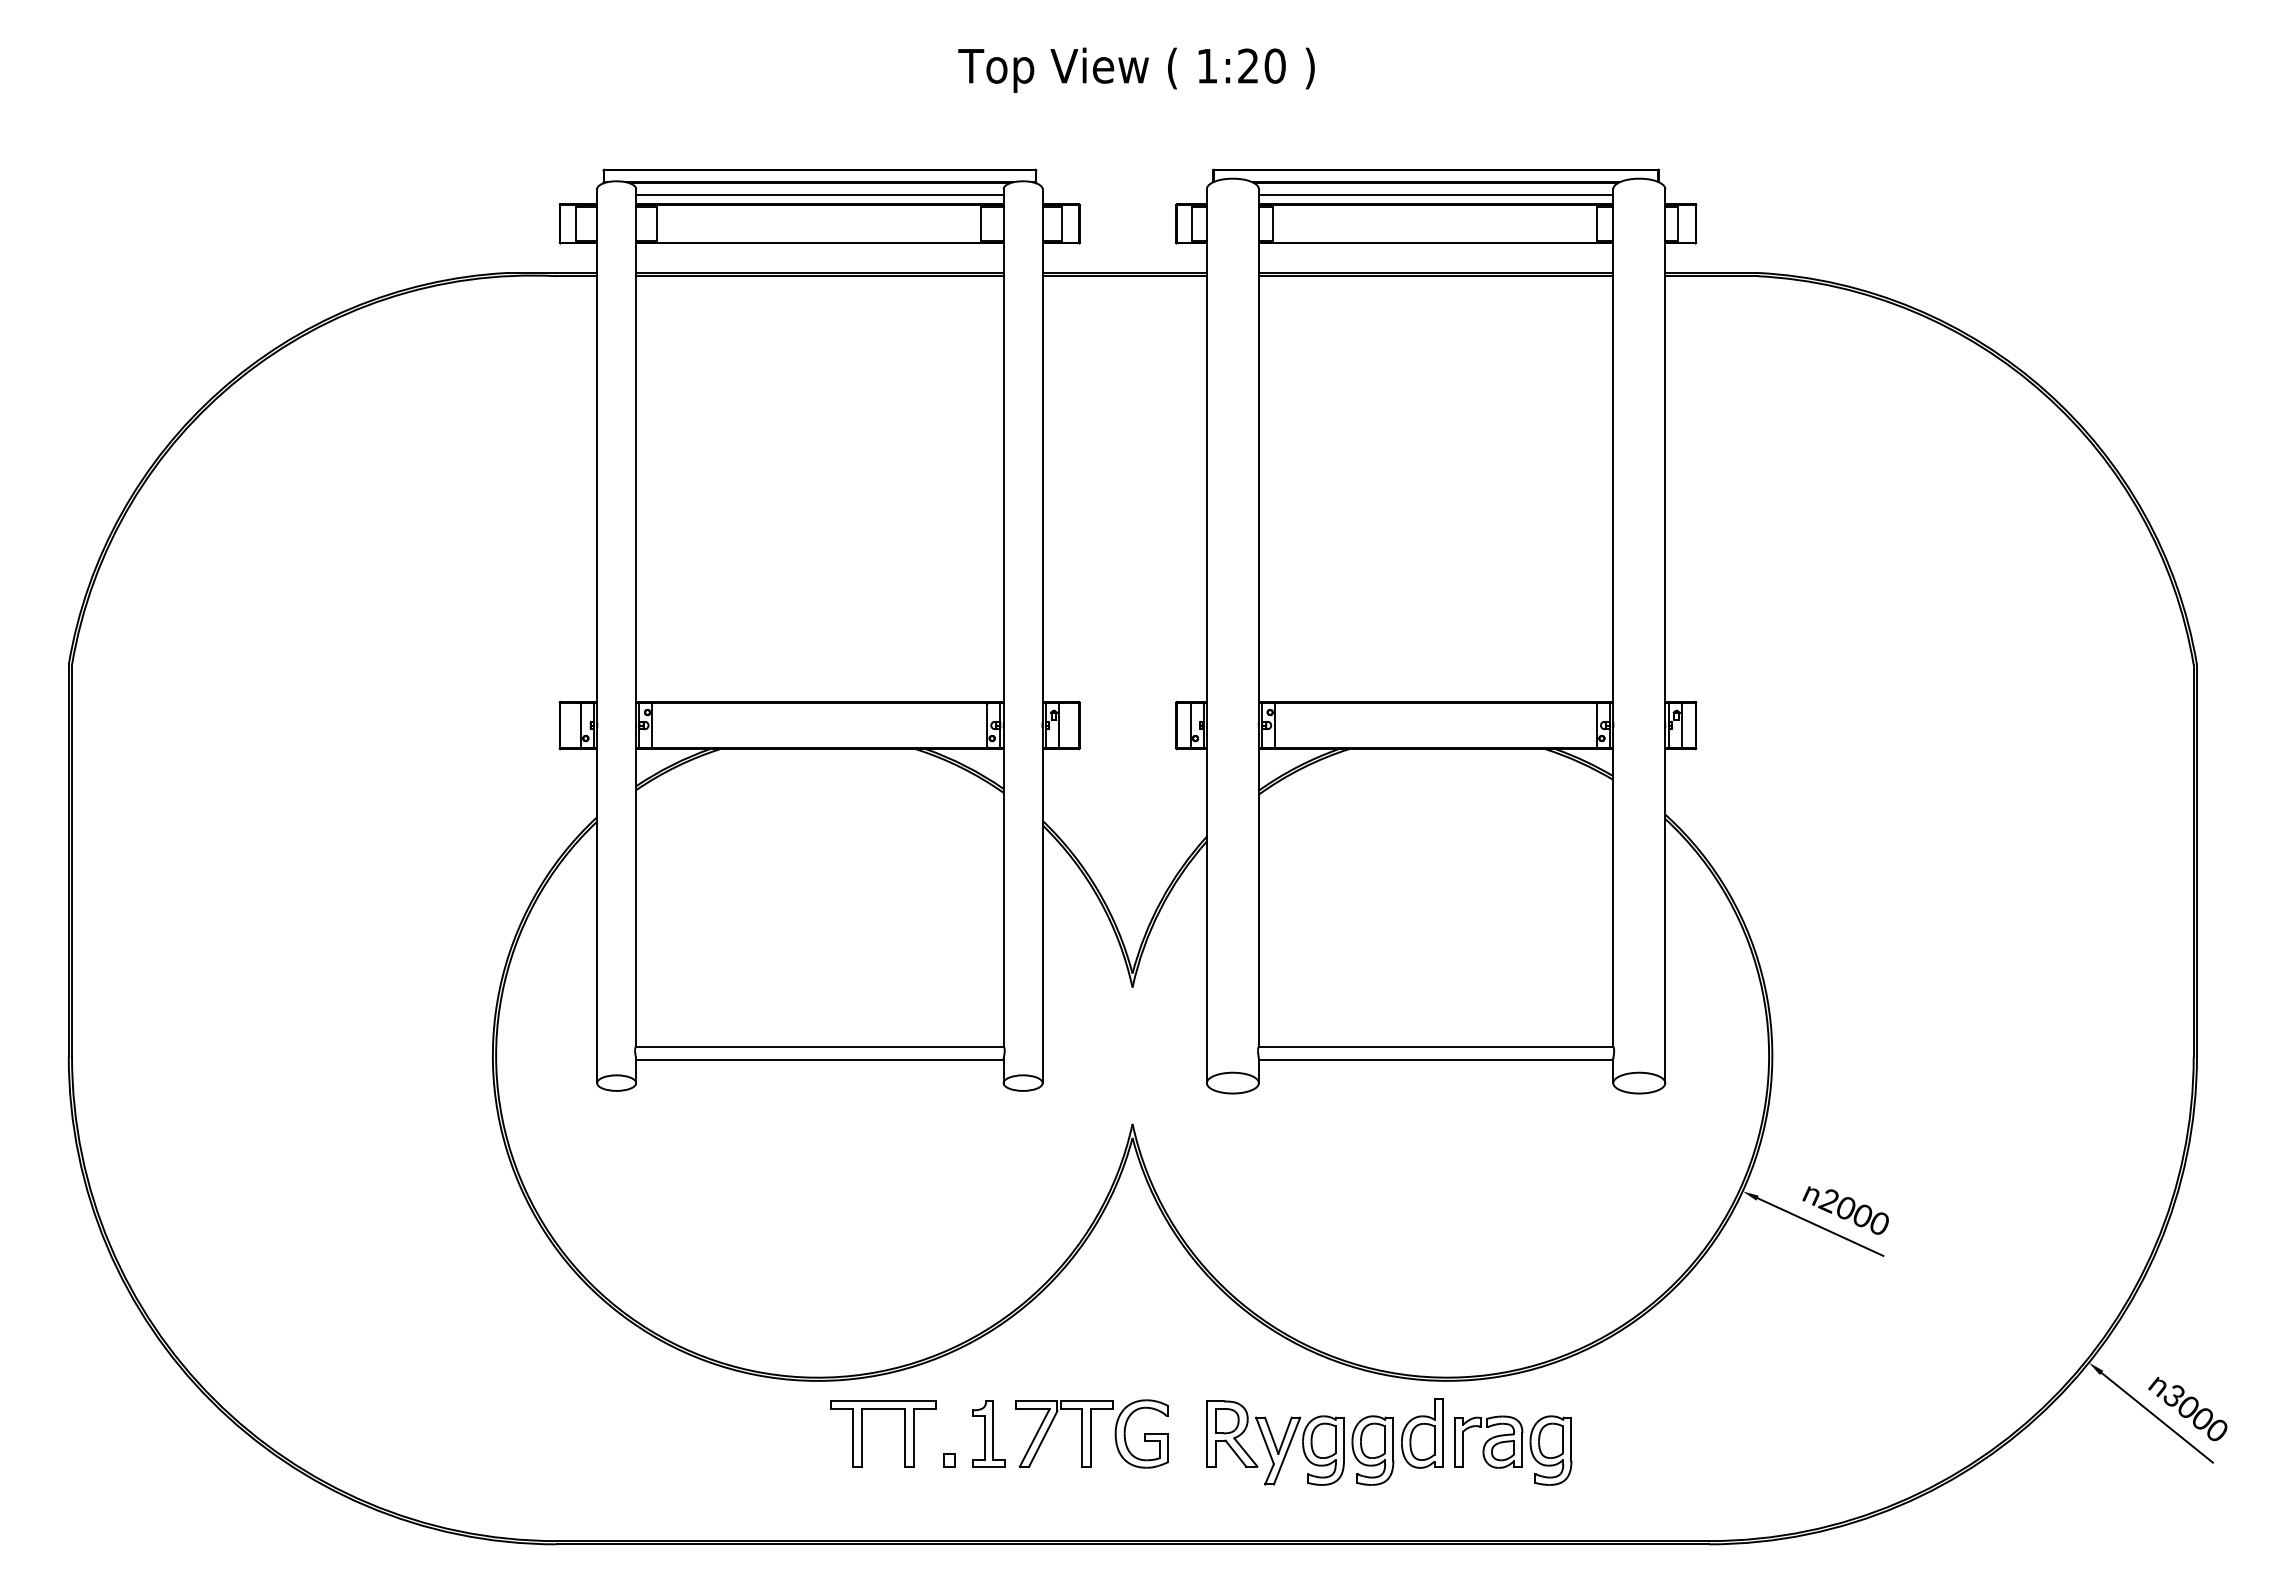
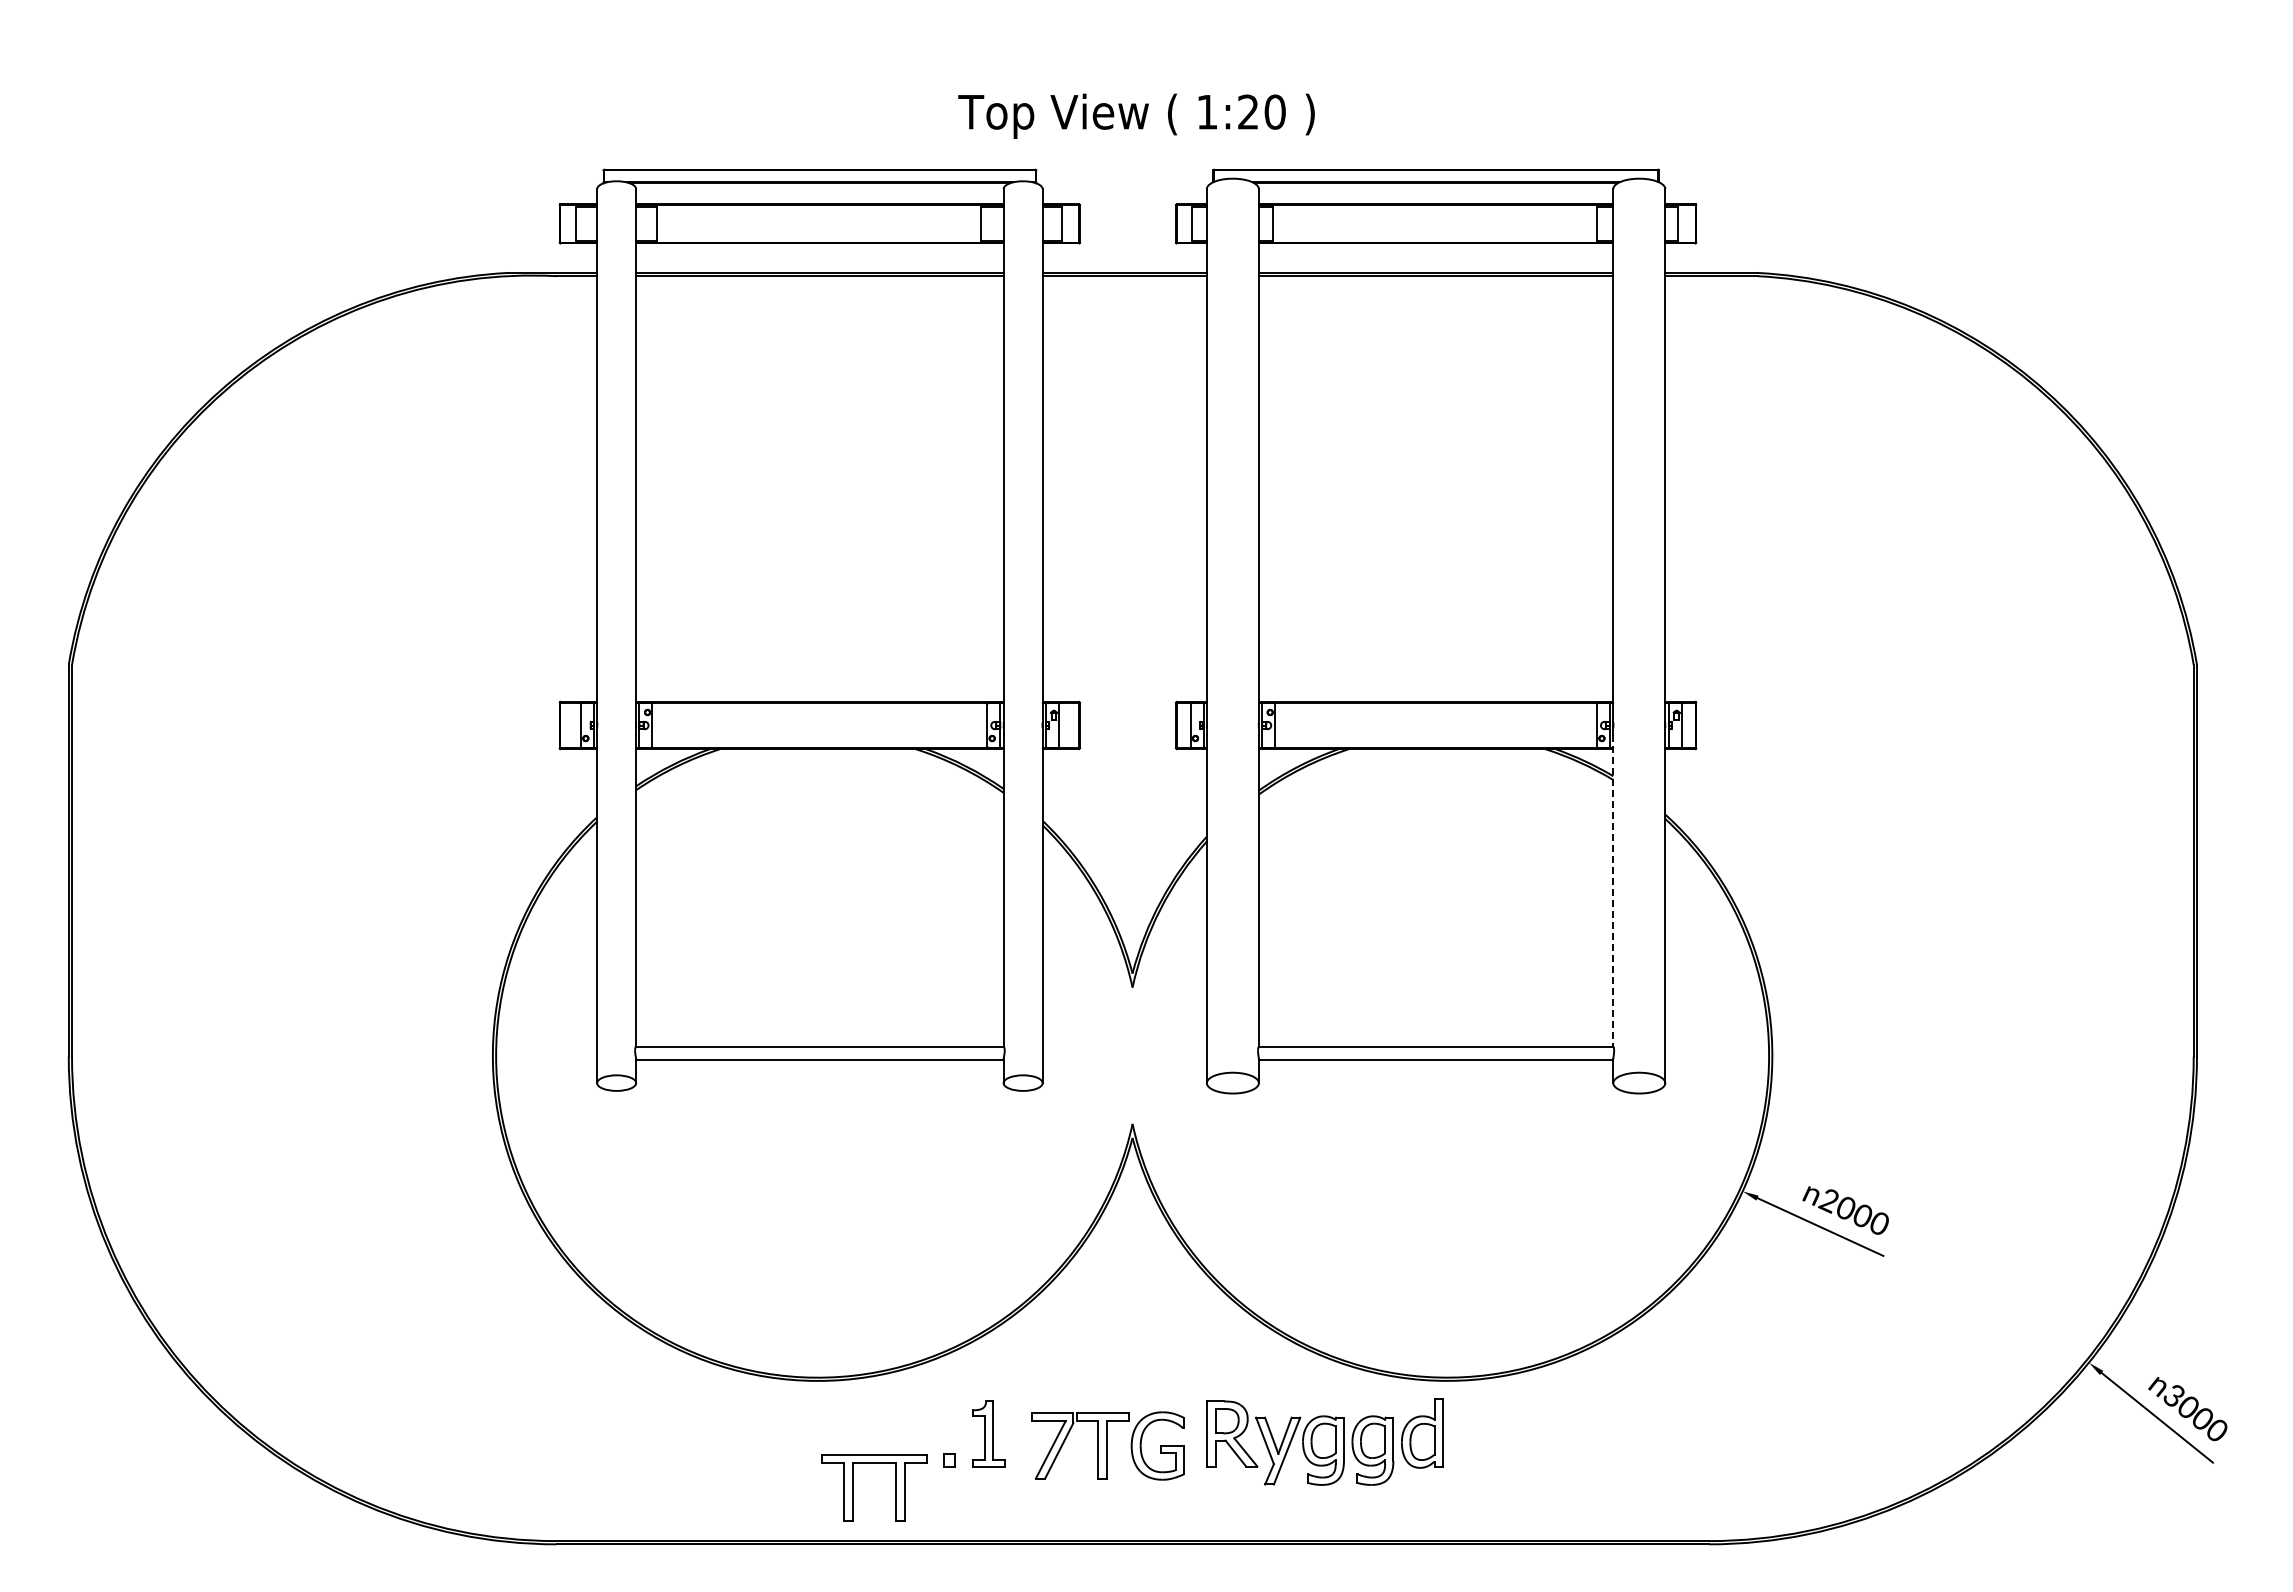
text position: (1136, 69) -> (1136, 115) (1136, 115)
line: present -> none (819, 195)
line: present -> none (1435, 195)
line: solid -> dashed (1613, 891)
part position: (862, 1433) -> (853, 1487) (853, 1487)
part position: (1091, 1433) -> (1107, 1445) (1107, 1445)
part: present -> none (1513, 1450)
